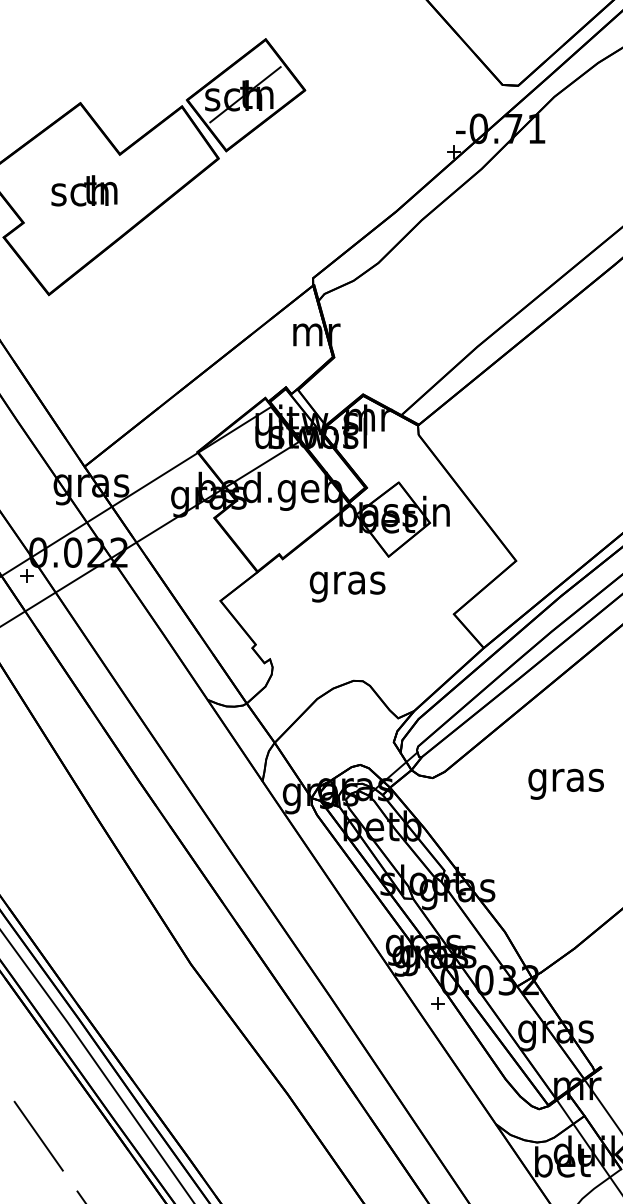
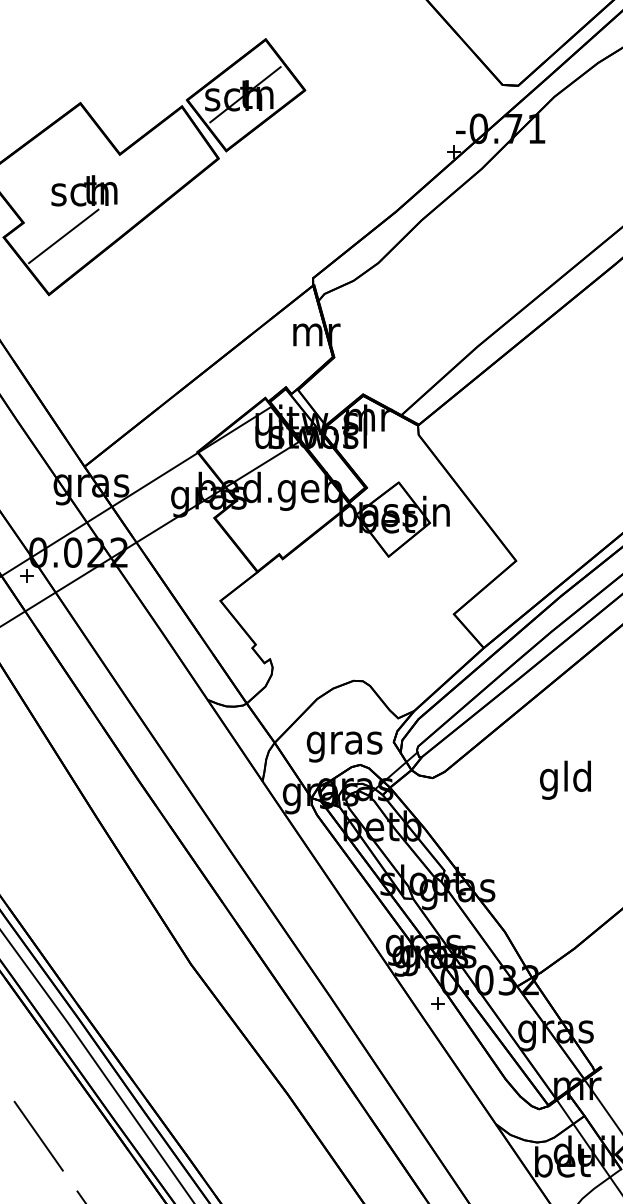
line: none -> present (63, 236)
text position: (347, 586) -> (344, 746) (344, 746)
text: gras -> gld (565, 779)
